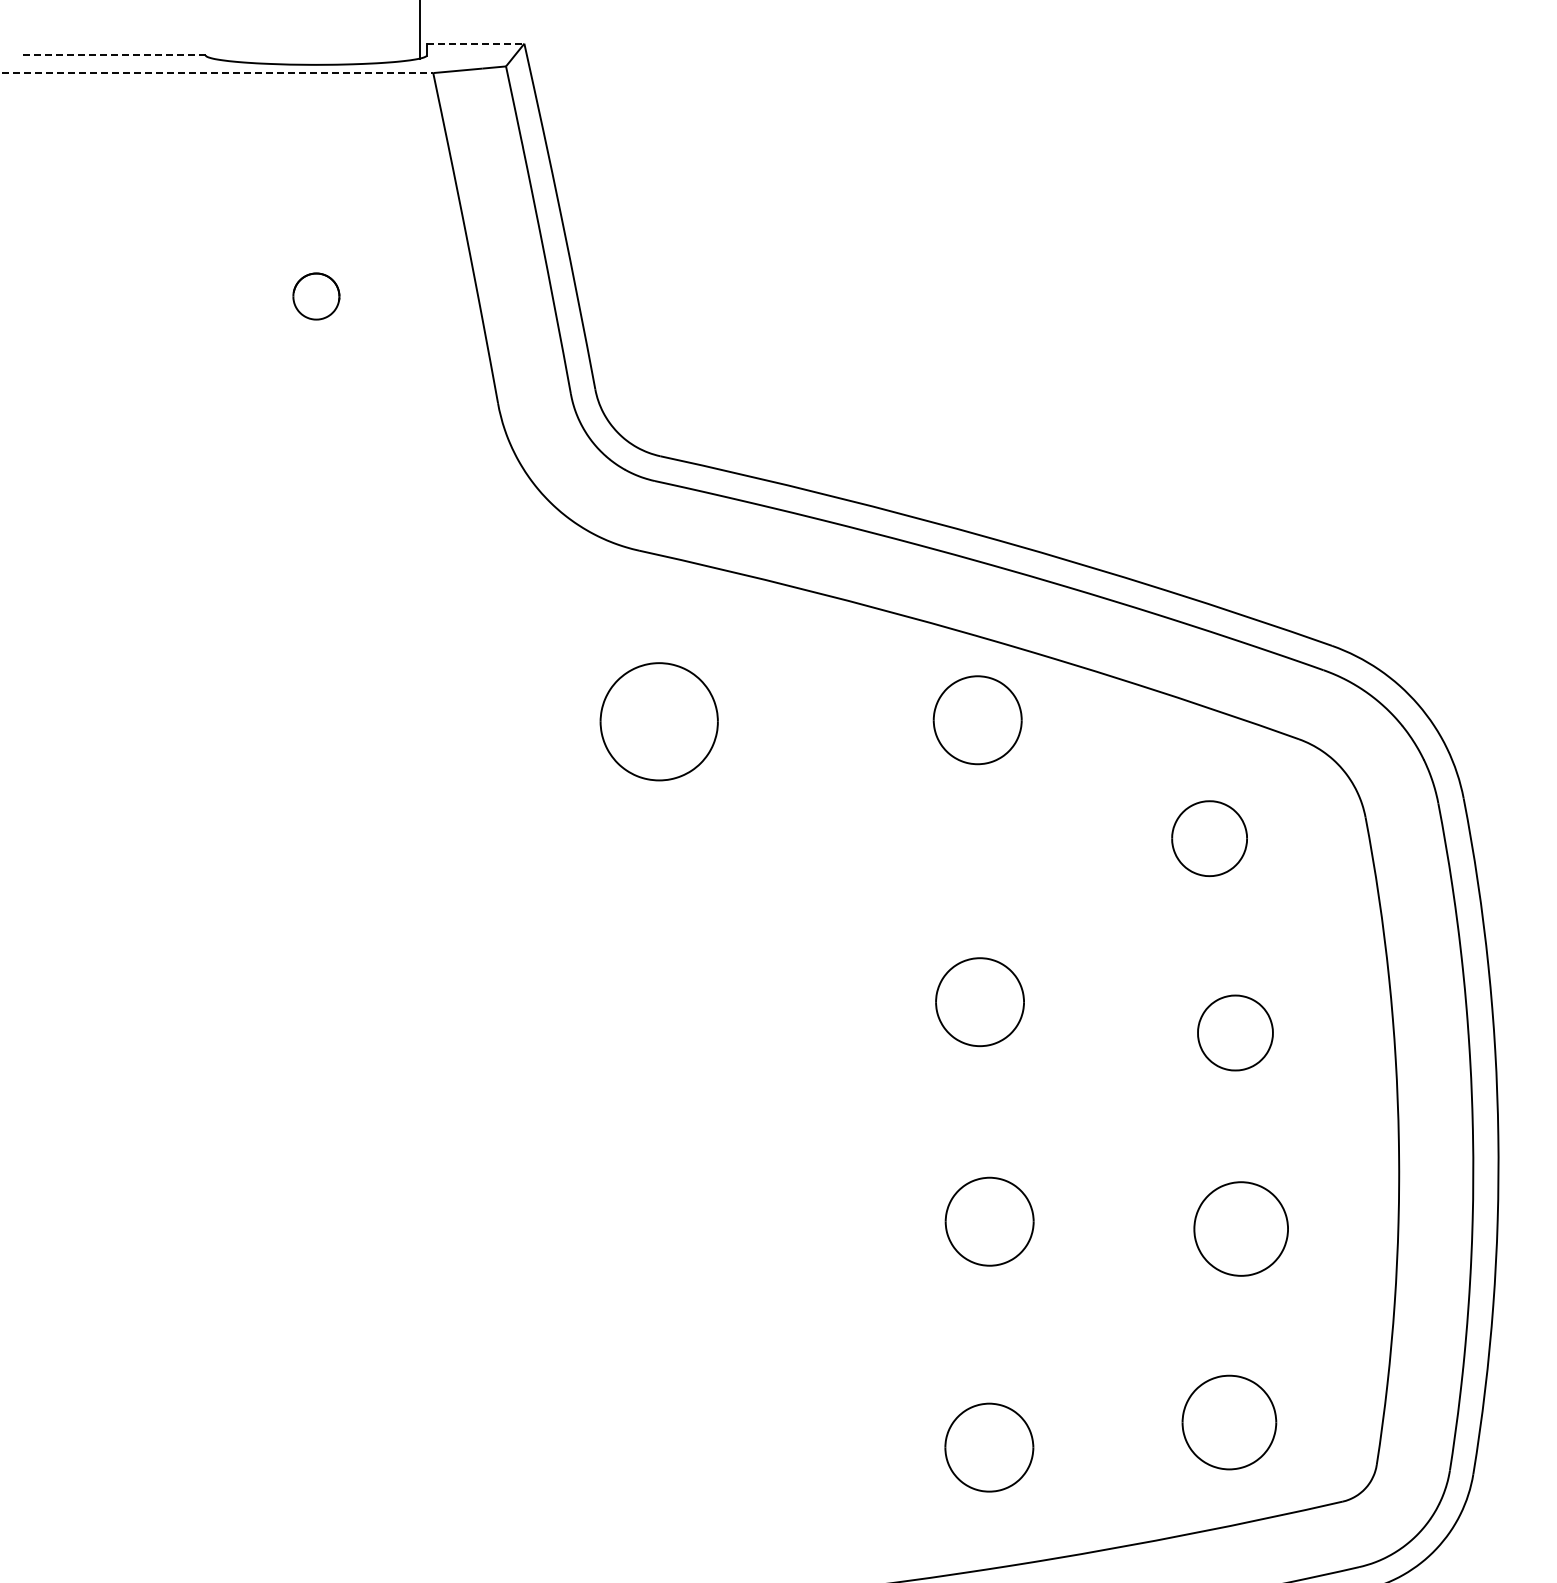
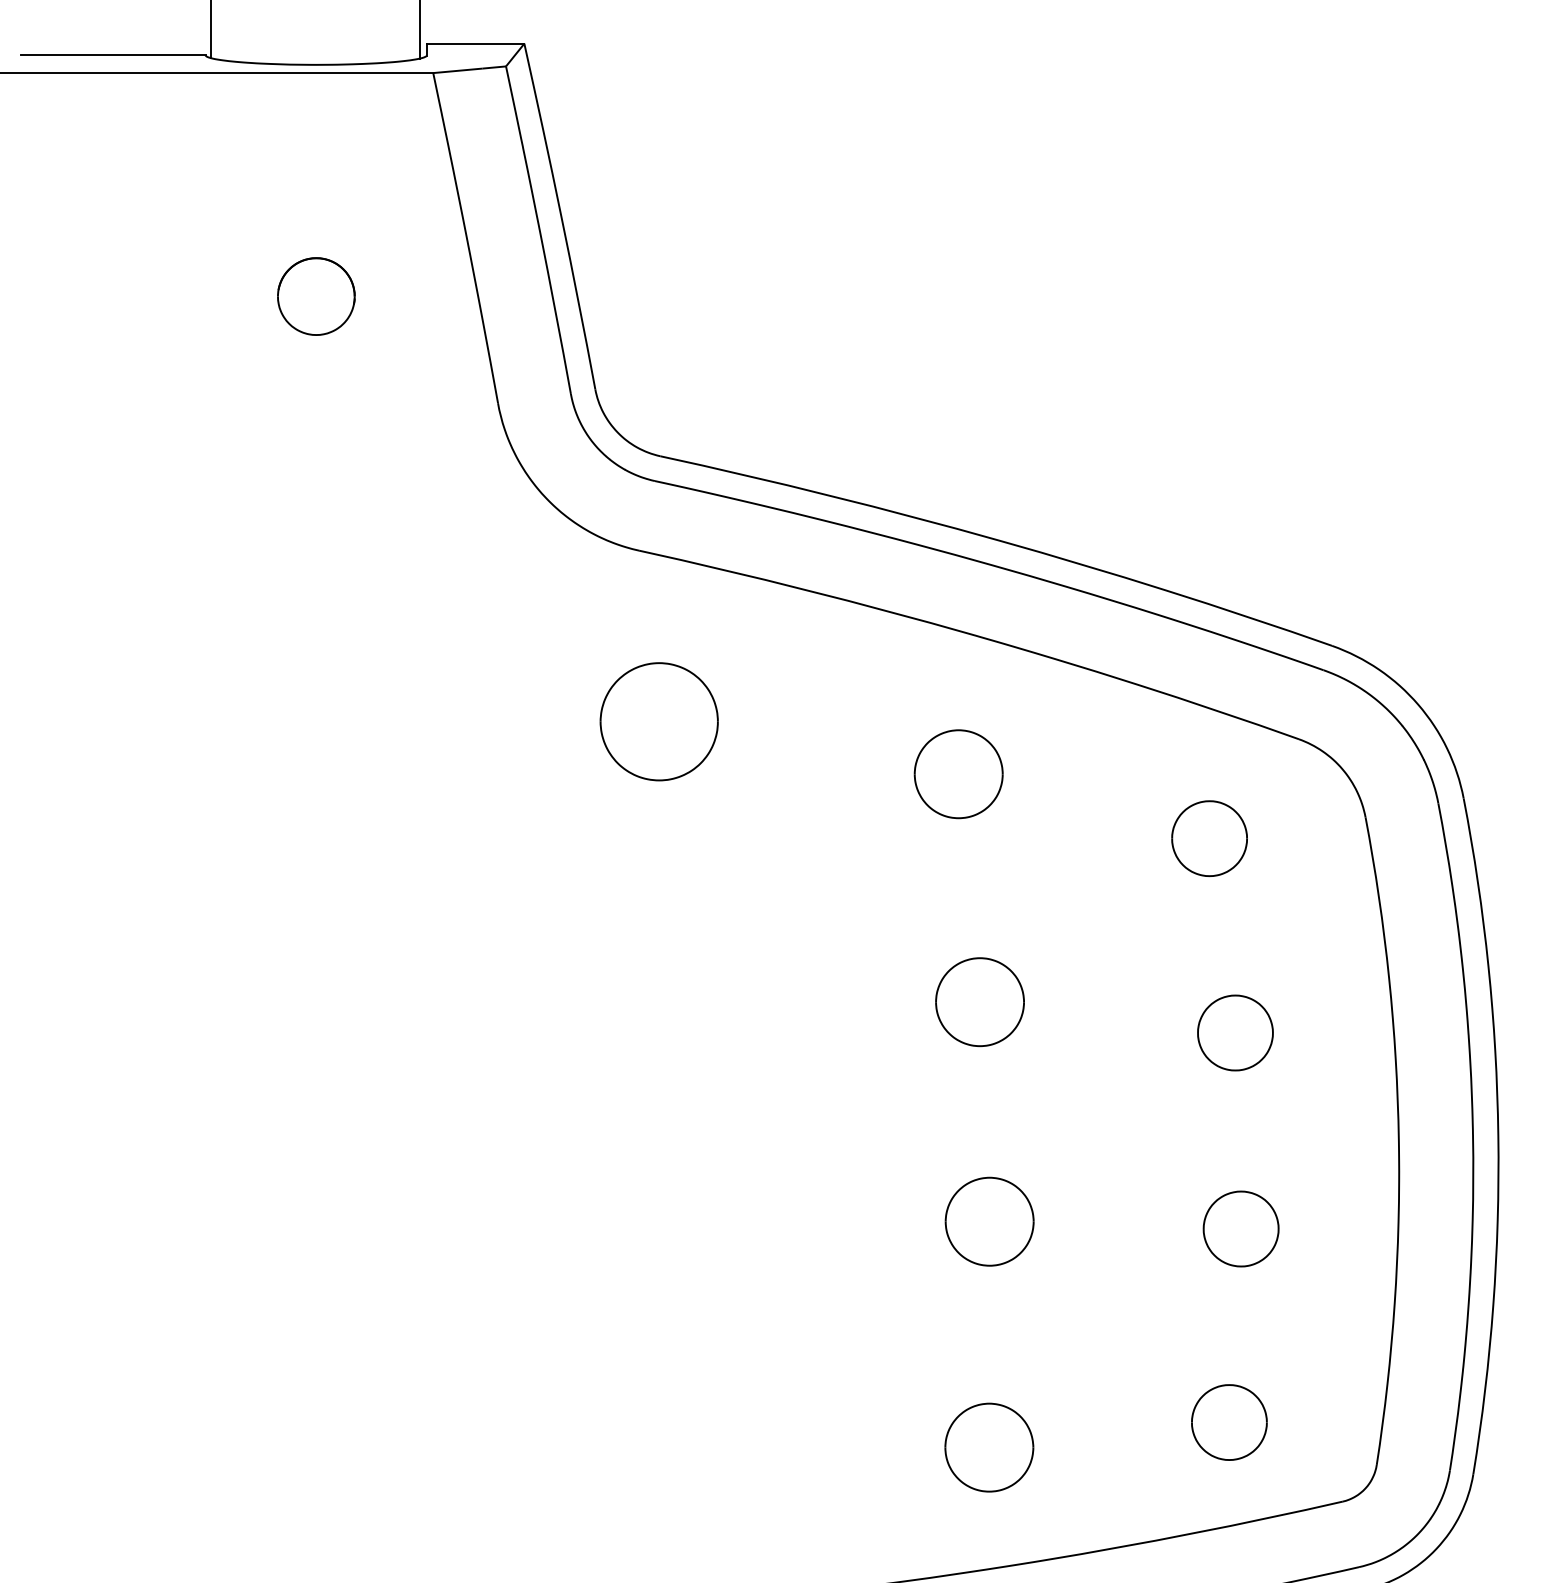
line: none -> present (211, 30)
line: dashed -> solid (475, 43)
line: dashed -> solid (112, 55)
line: dashed -> solid (217, 73)
part size: 49x49 px -> 79x79 px (316, 296)
part position: (977, 720) -> (958, 774) (958, 774)
part size: 96x96 px -> 78x78 px (1240, 1228)
part size: 97x97 px -> 77x77 px (1229, 1422)
